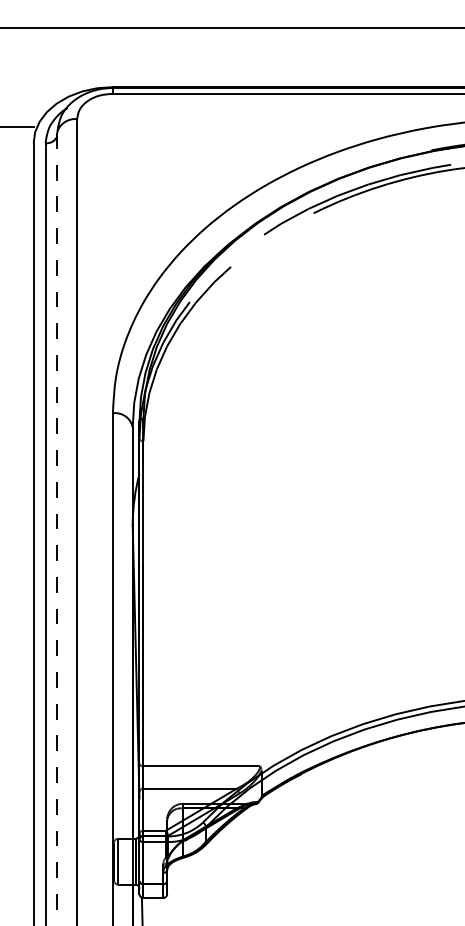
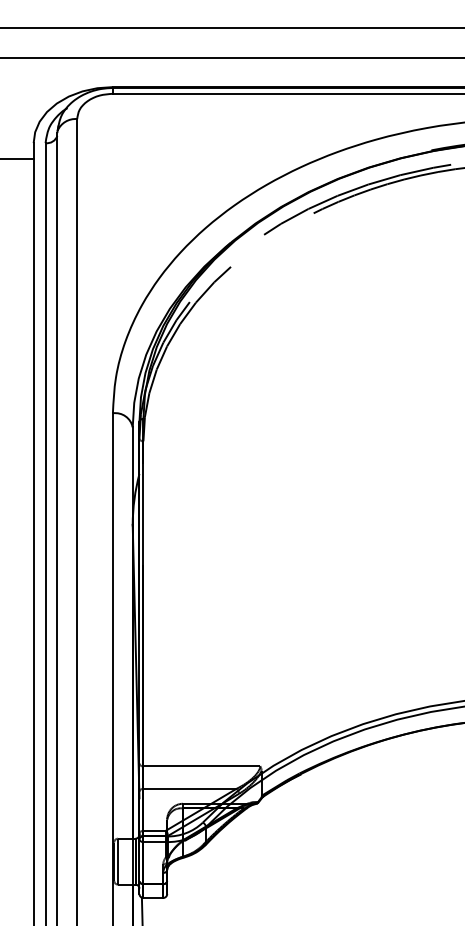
line: none -> present (231, 57)
line position: (17, 126) -> (17, 158) (17, 158)
line: dashed -> solid (57, 529)
